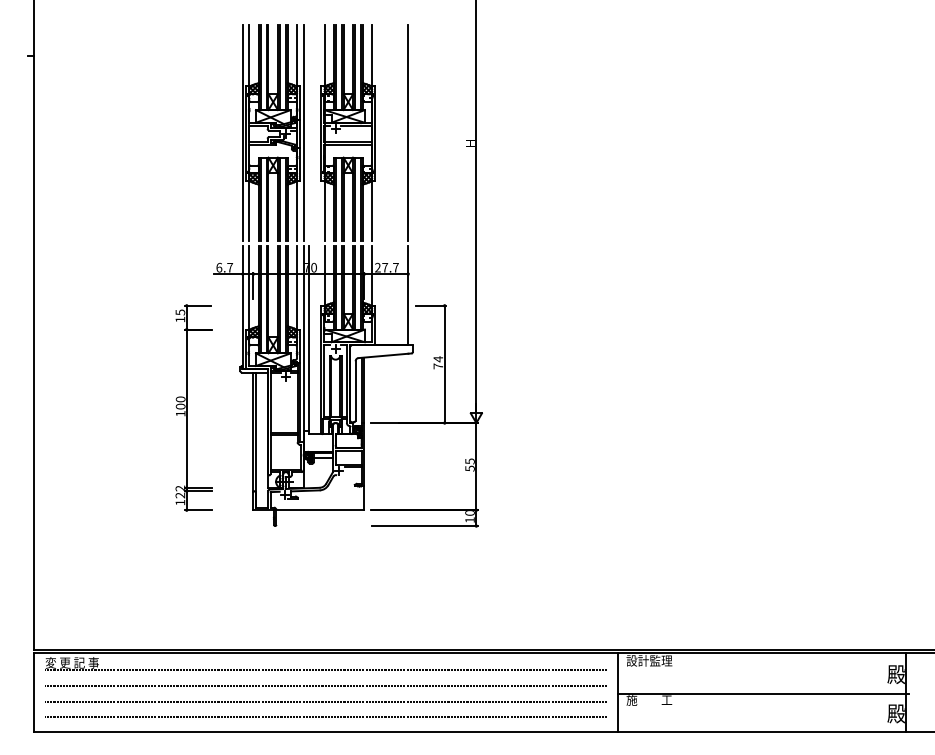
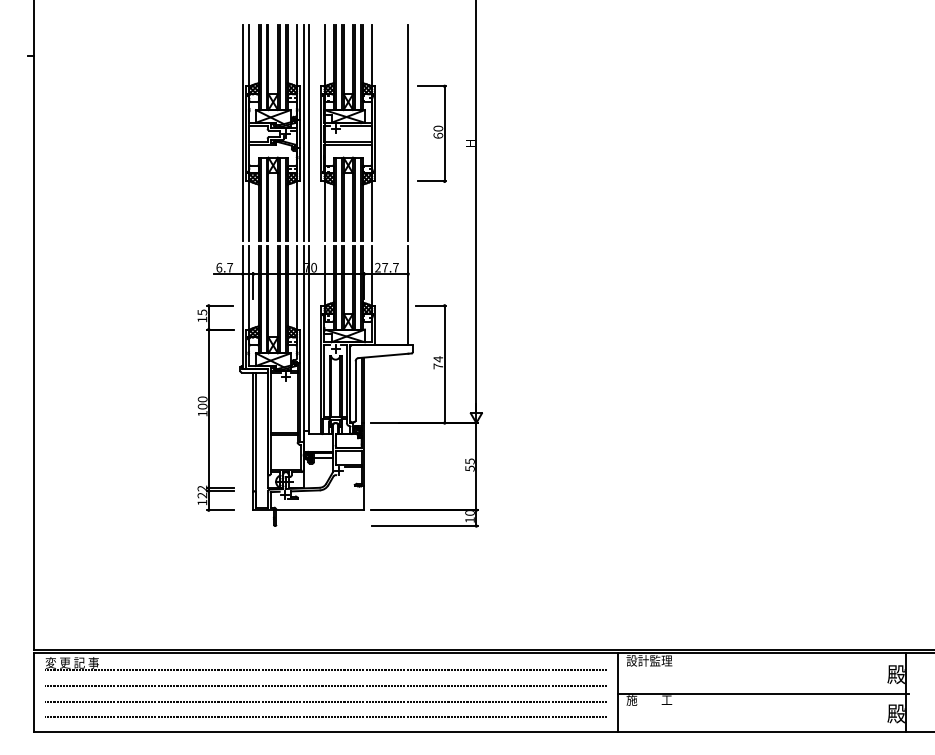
line: none -> present (309, 132)
part: none -> present (431, 133)
part position: (193, 407) -> (215, 407) (215, 407)
